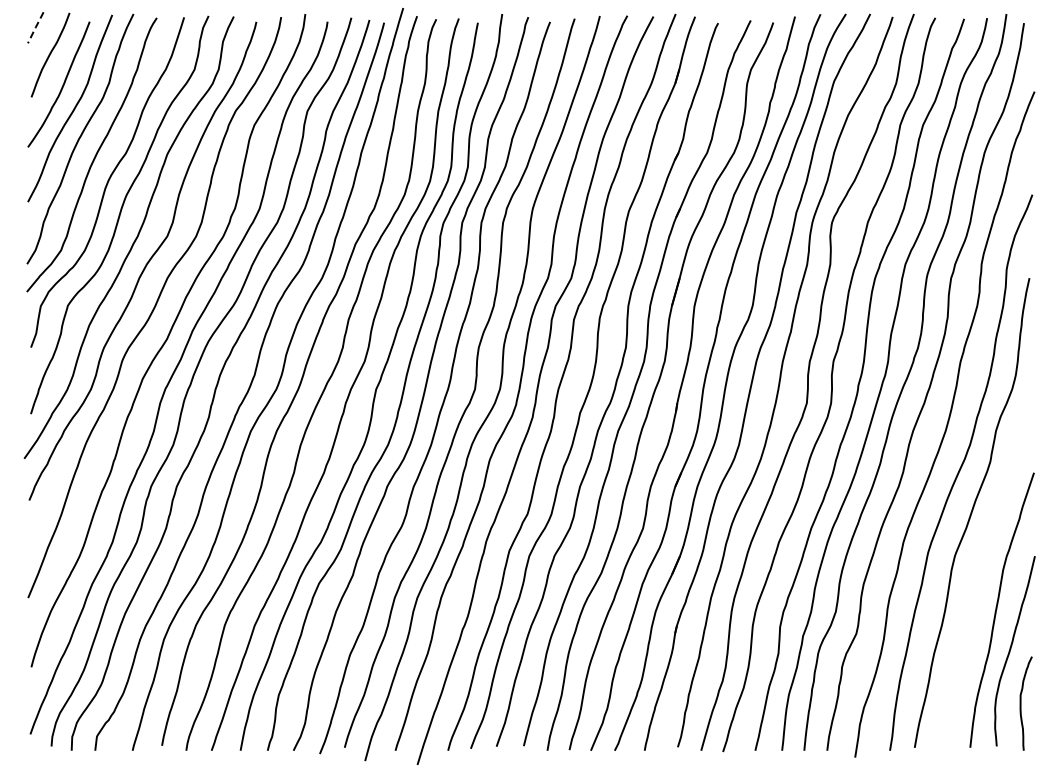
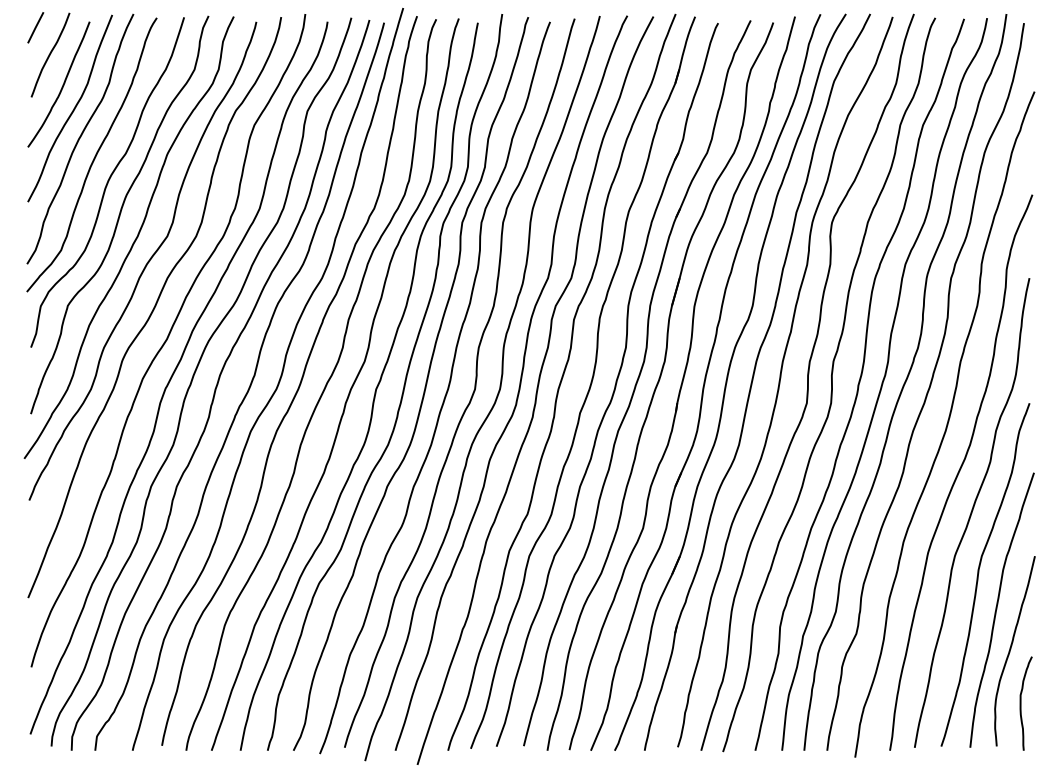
line: dashed -> solid (35, 27)
curve: none -> present (979, 573)
